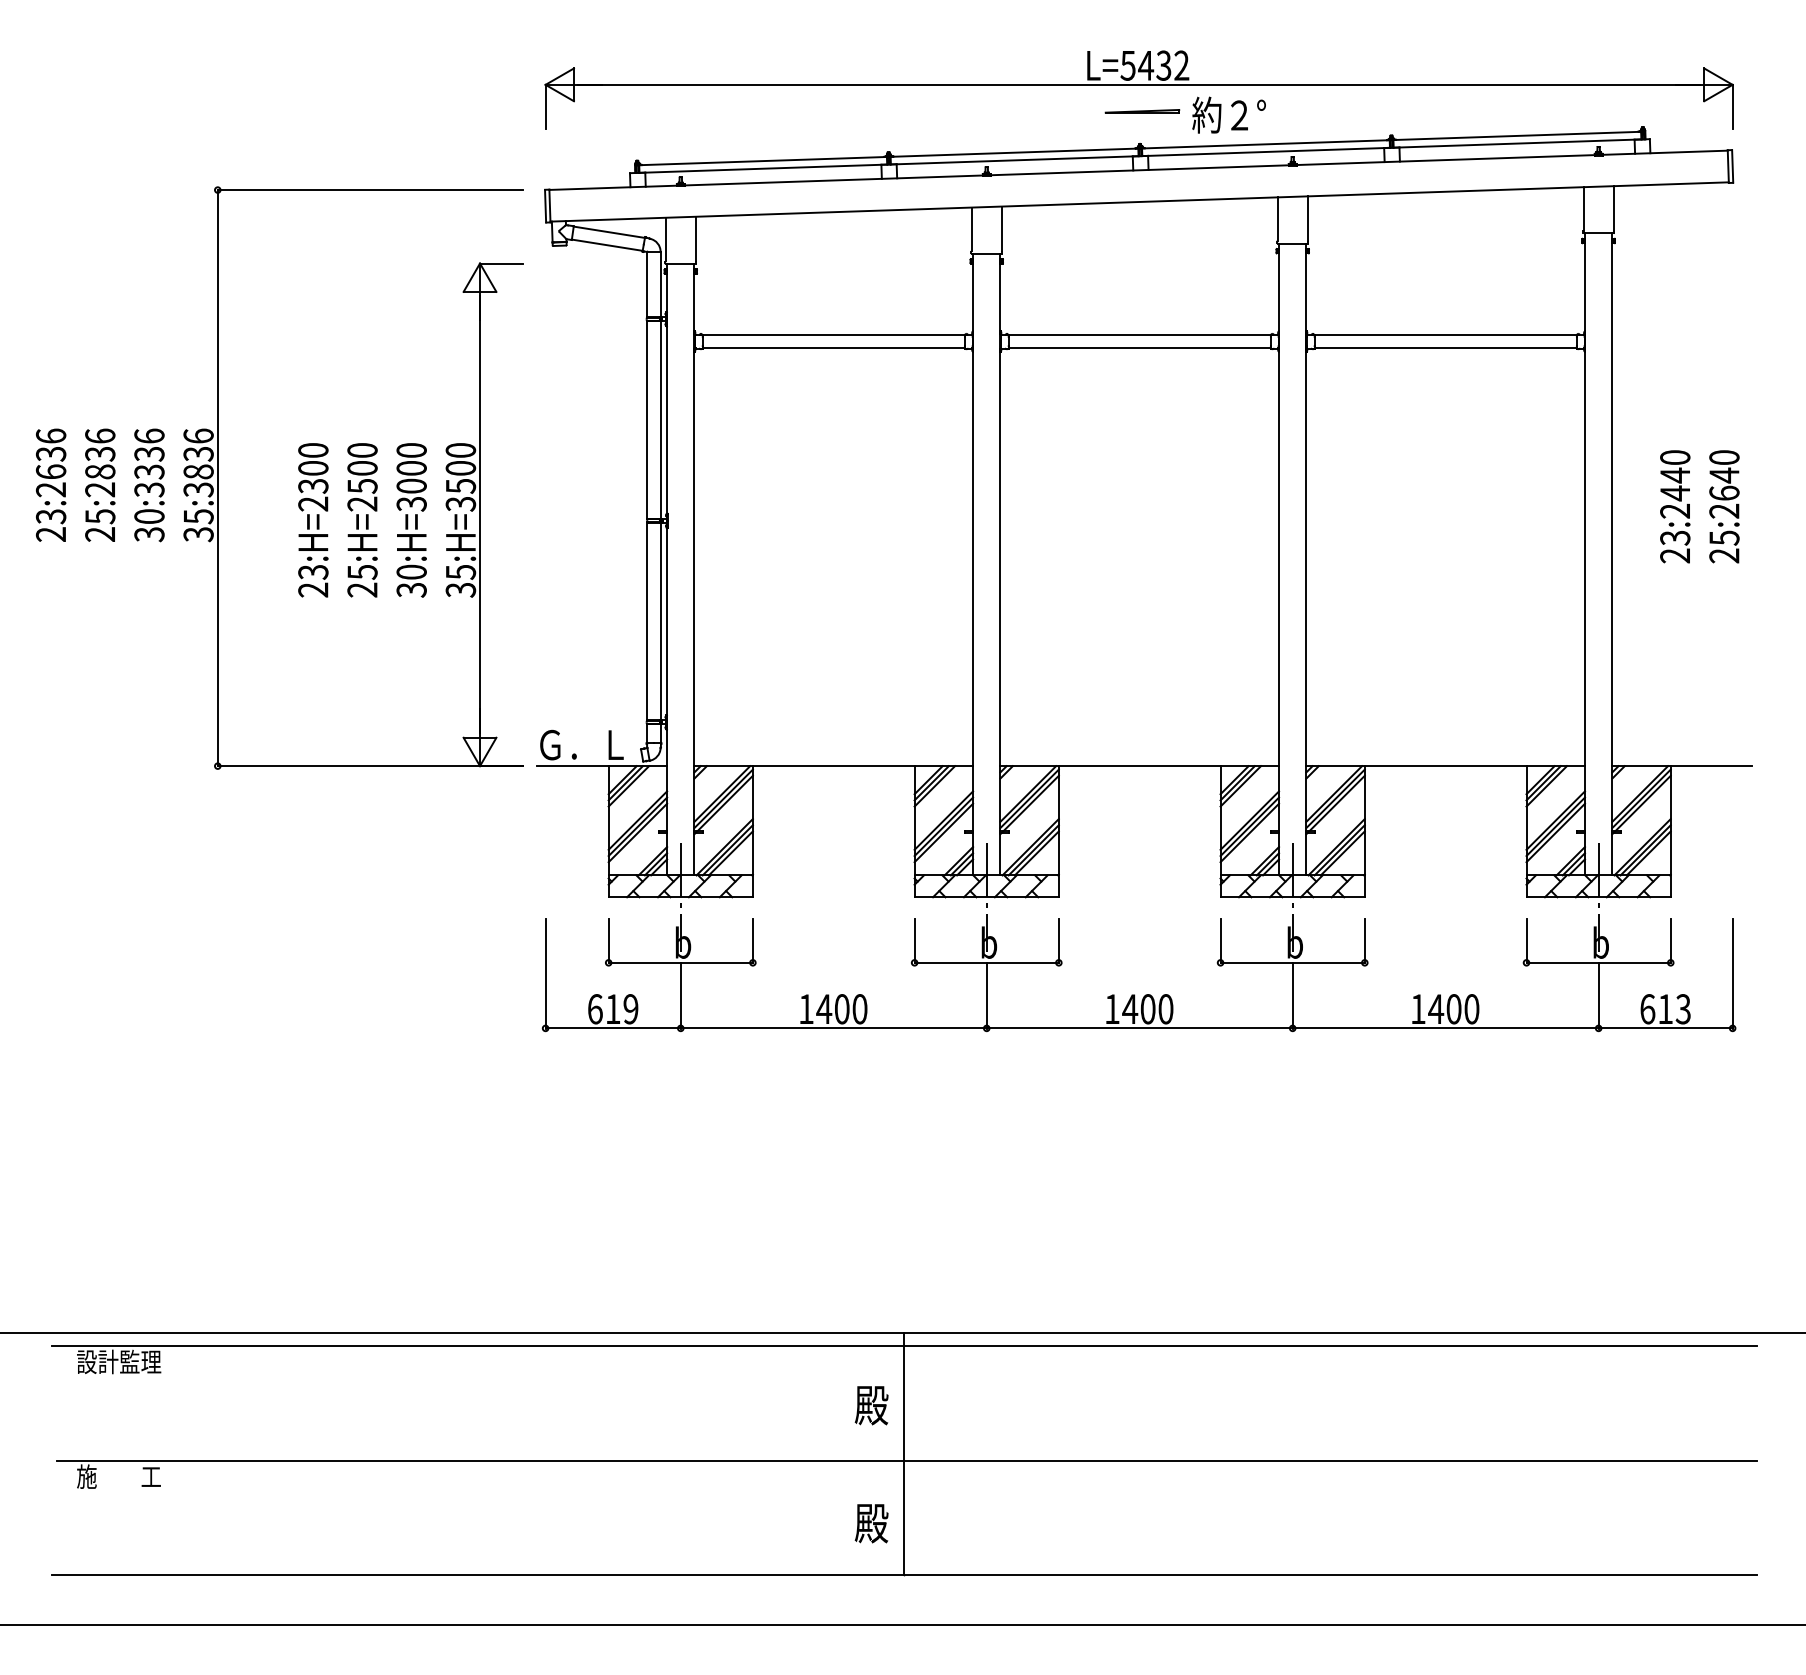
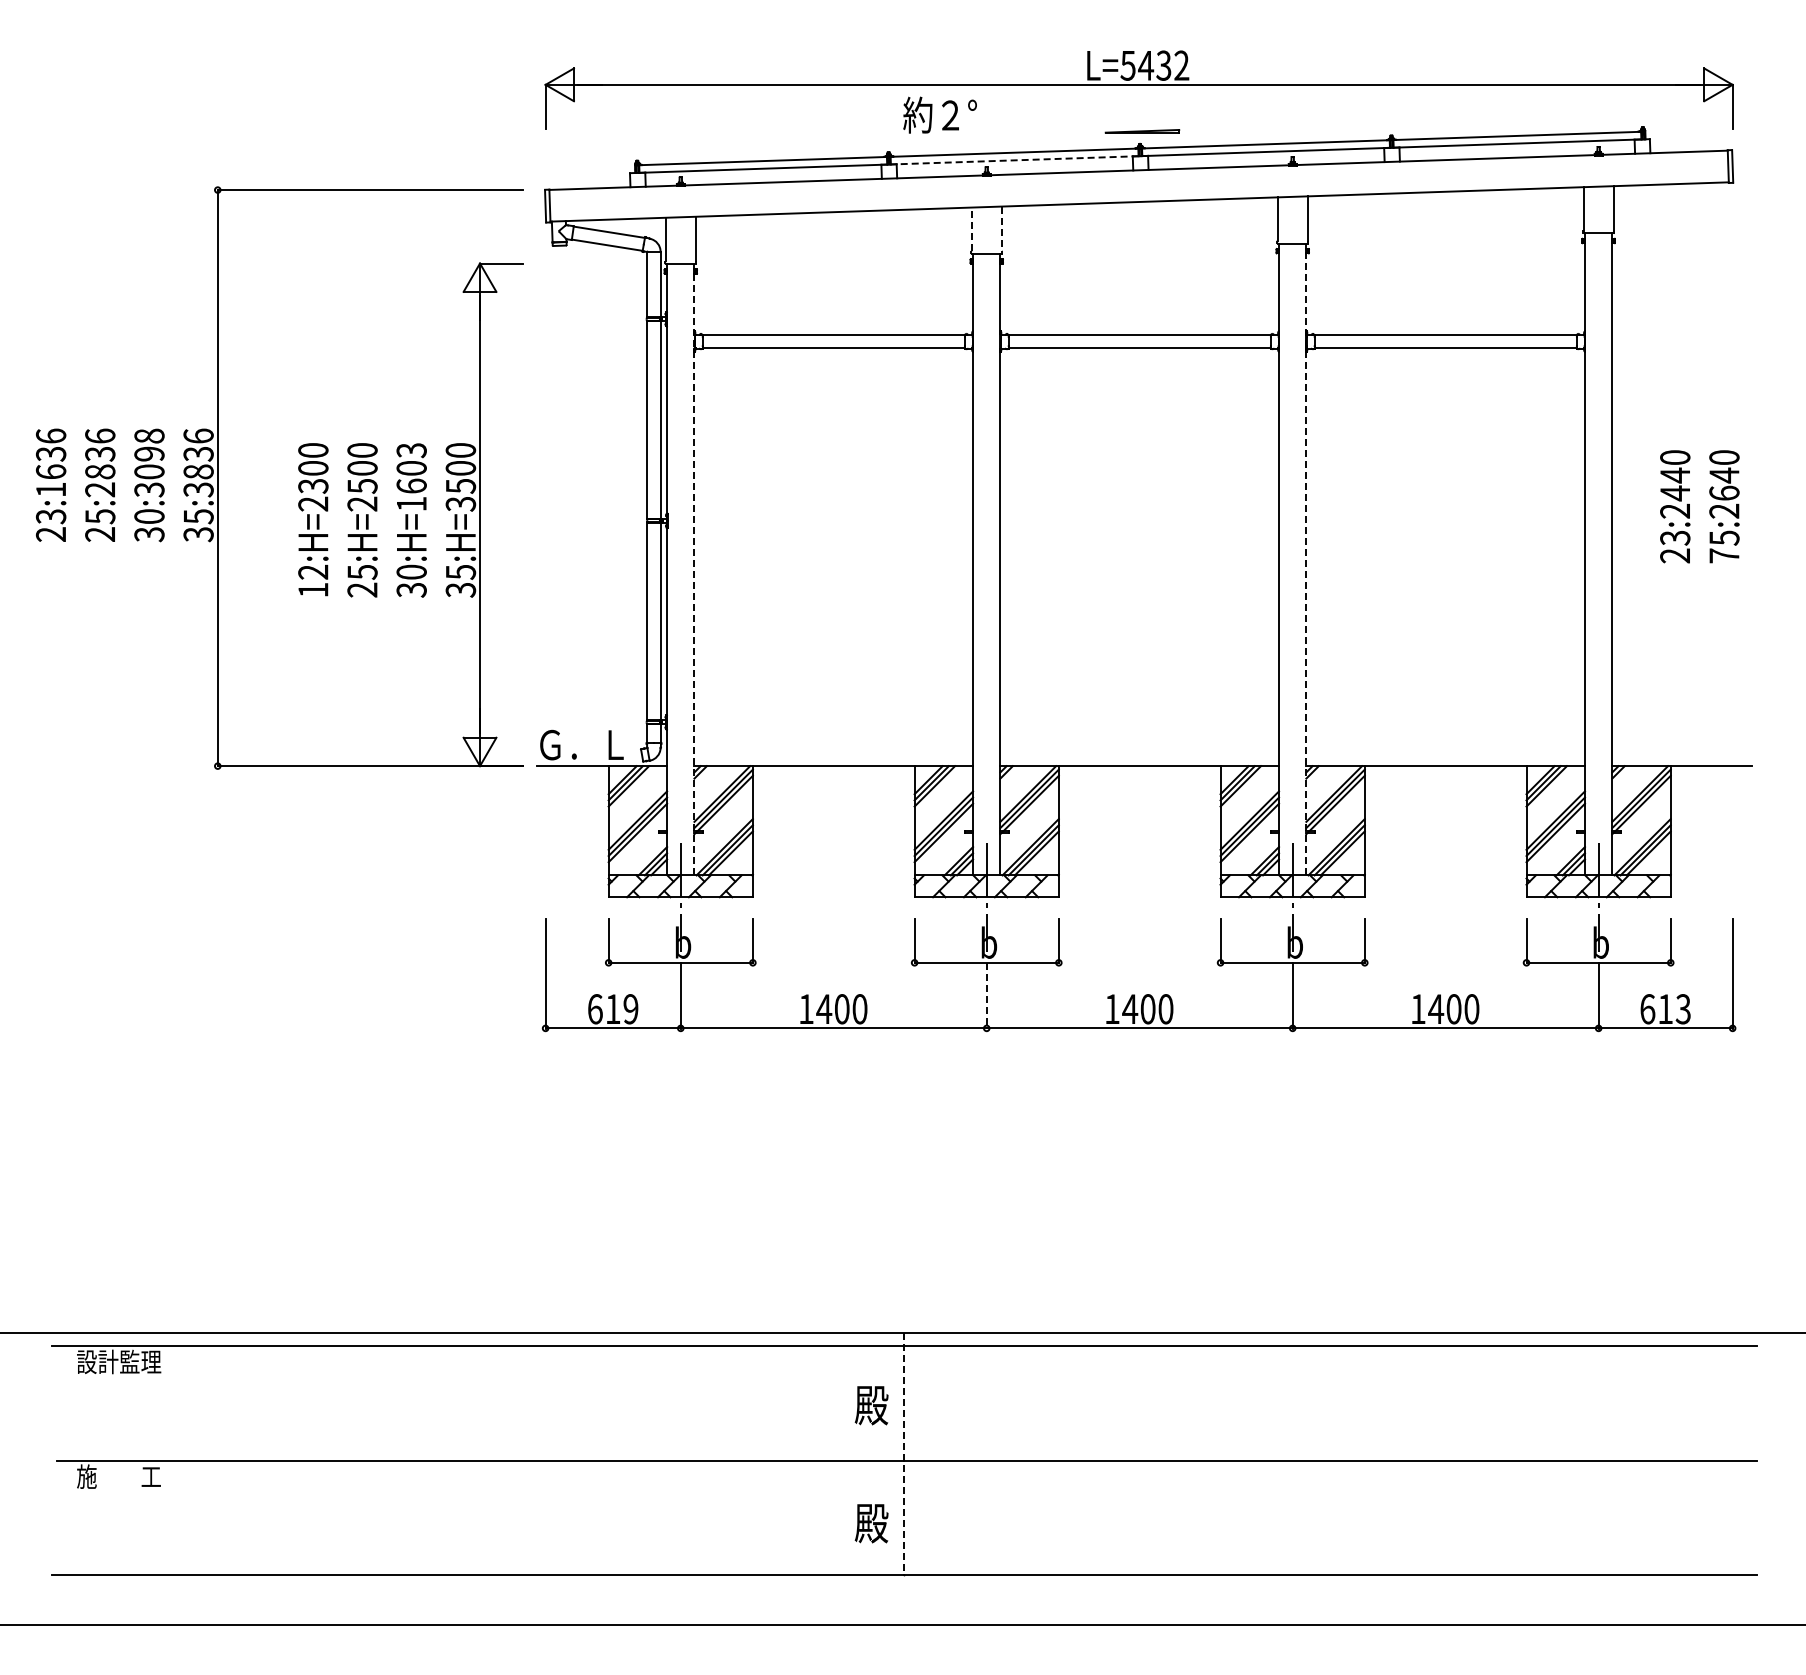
line position: (1142, 111) -> (1142, 131) (1142, 131)
text position: (1228, 114) -> (939, 114) (939, 114)
line: solid -> dashed (1014, 160)
line: solid -> dashed (971, 229)
line: solid -> dashed (1001, 229)
text: 30:3336 -> 30:3098 (149, 453)
text: 30:H=3000 -> 30:H=1603 (411, 477)
text: 23:2636 -> 23:1636 (50, 489)
text: 25:2640 -> 75:2640 (1724, 555)
line: solid -> dashed (1306, 559)
line: solid -> dashed (694, 569)
text: 23:H=2300 -> 12:H=2300 (313, 580)
line: solid -> dashed (986, 995)
line: solid -> dashed (904, 1454)
